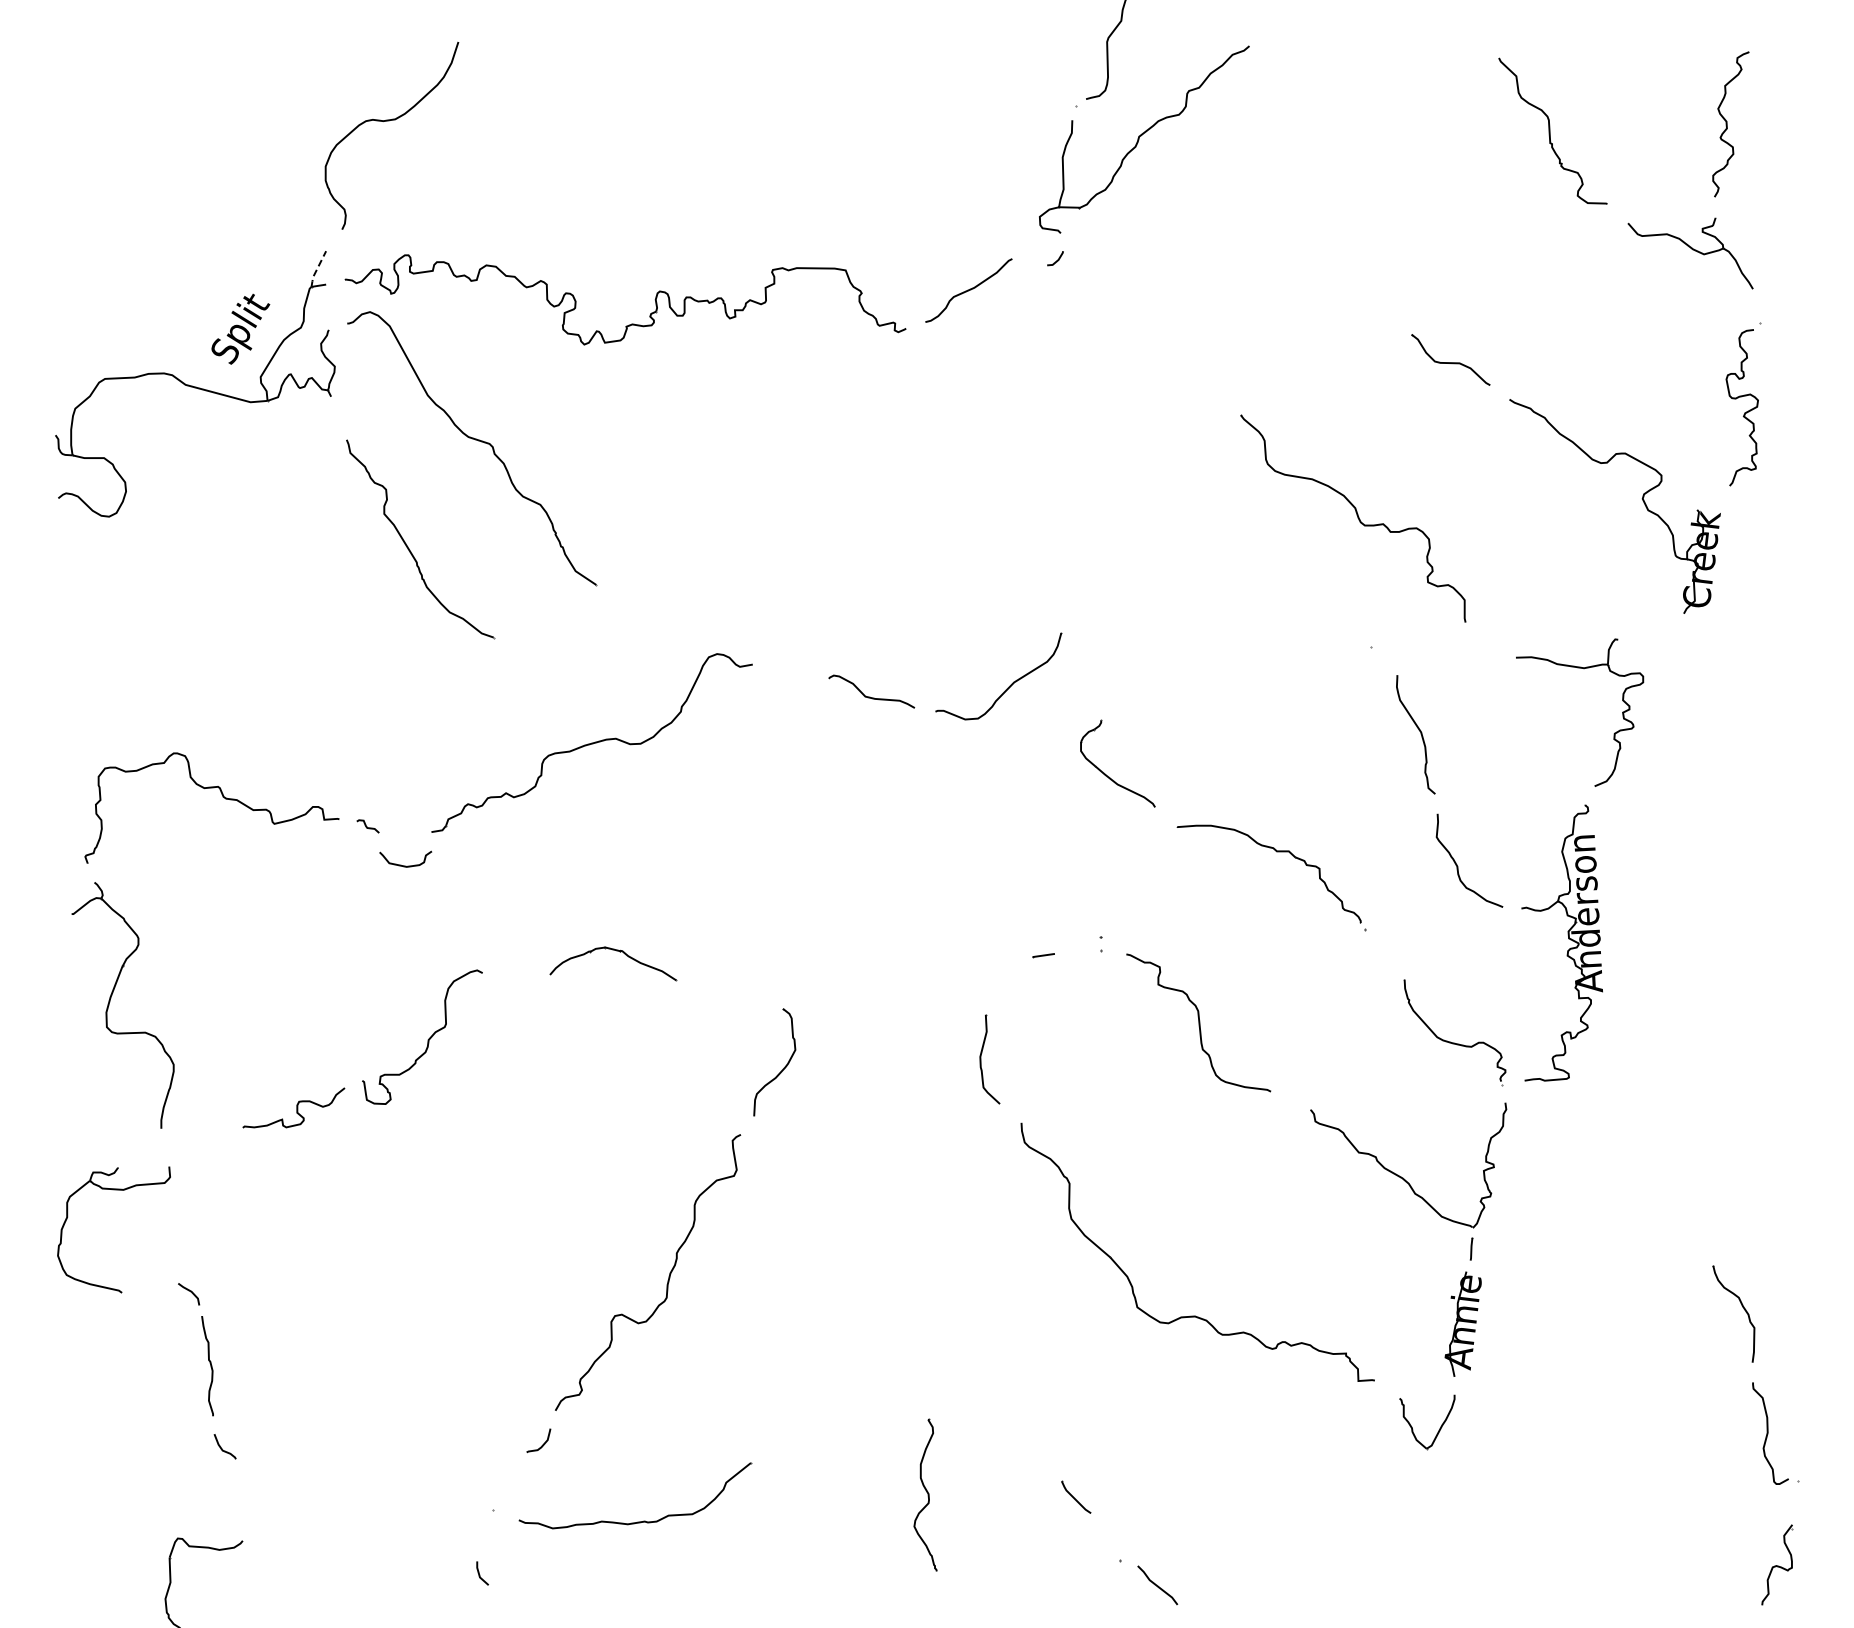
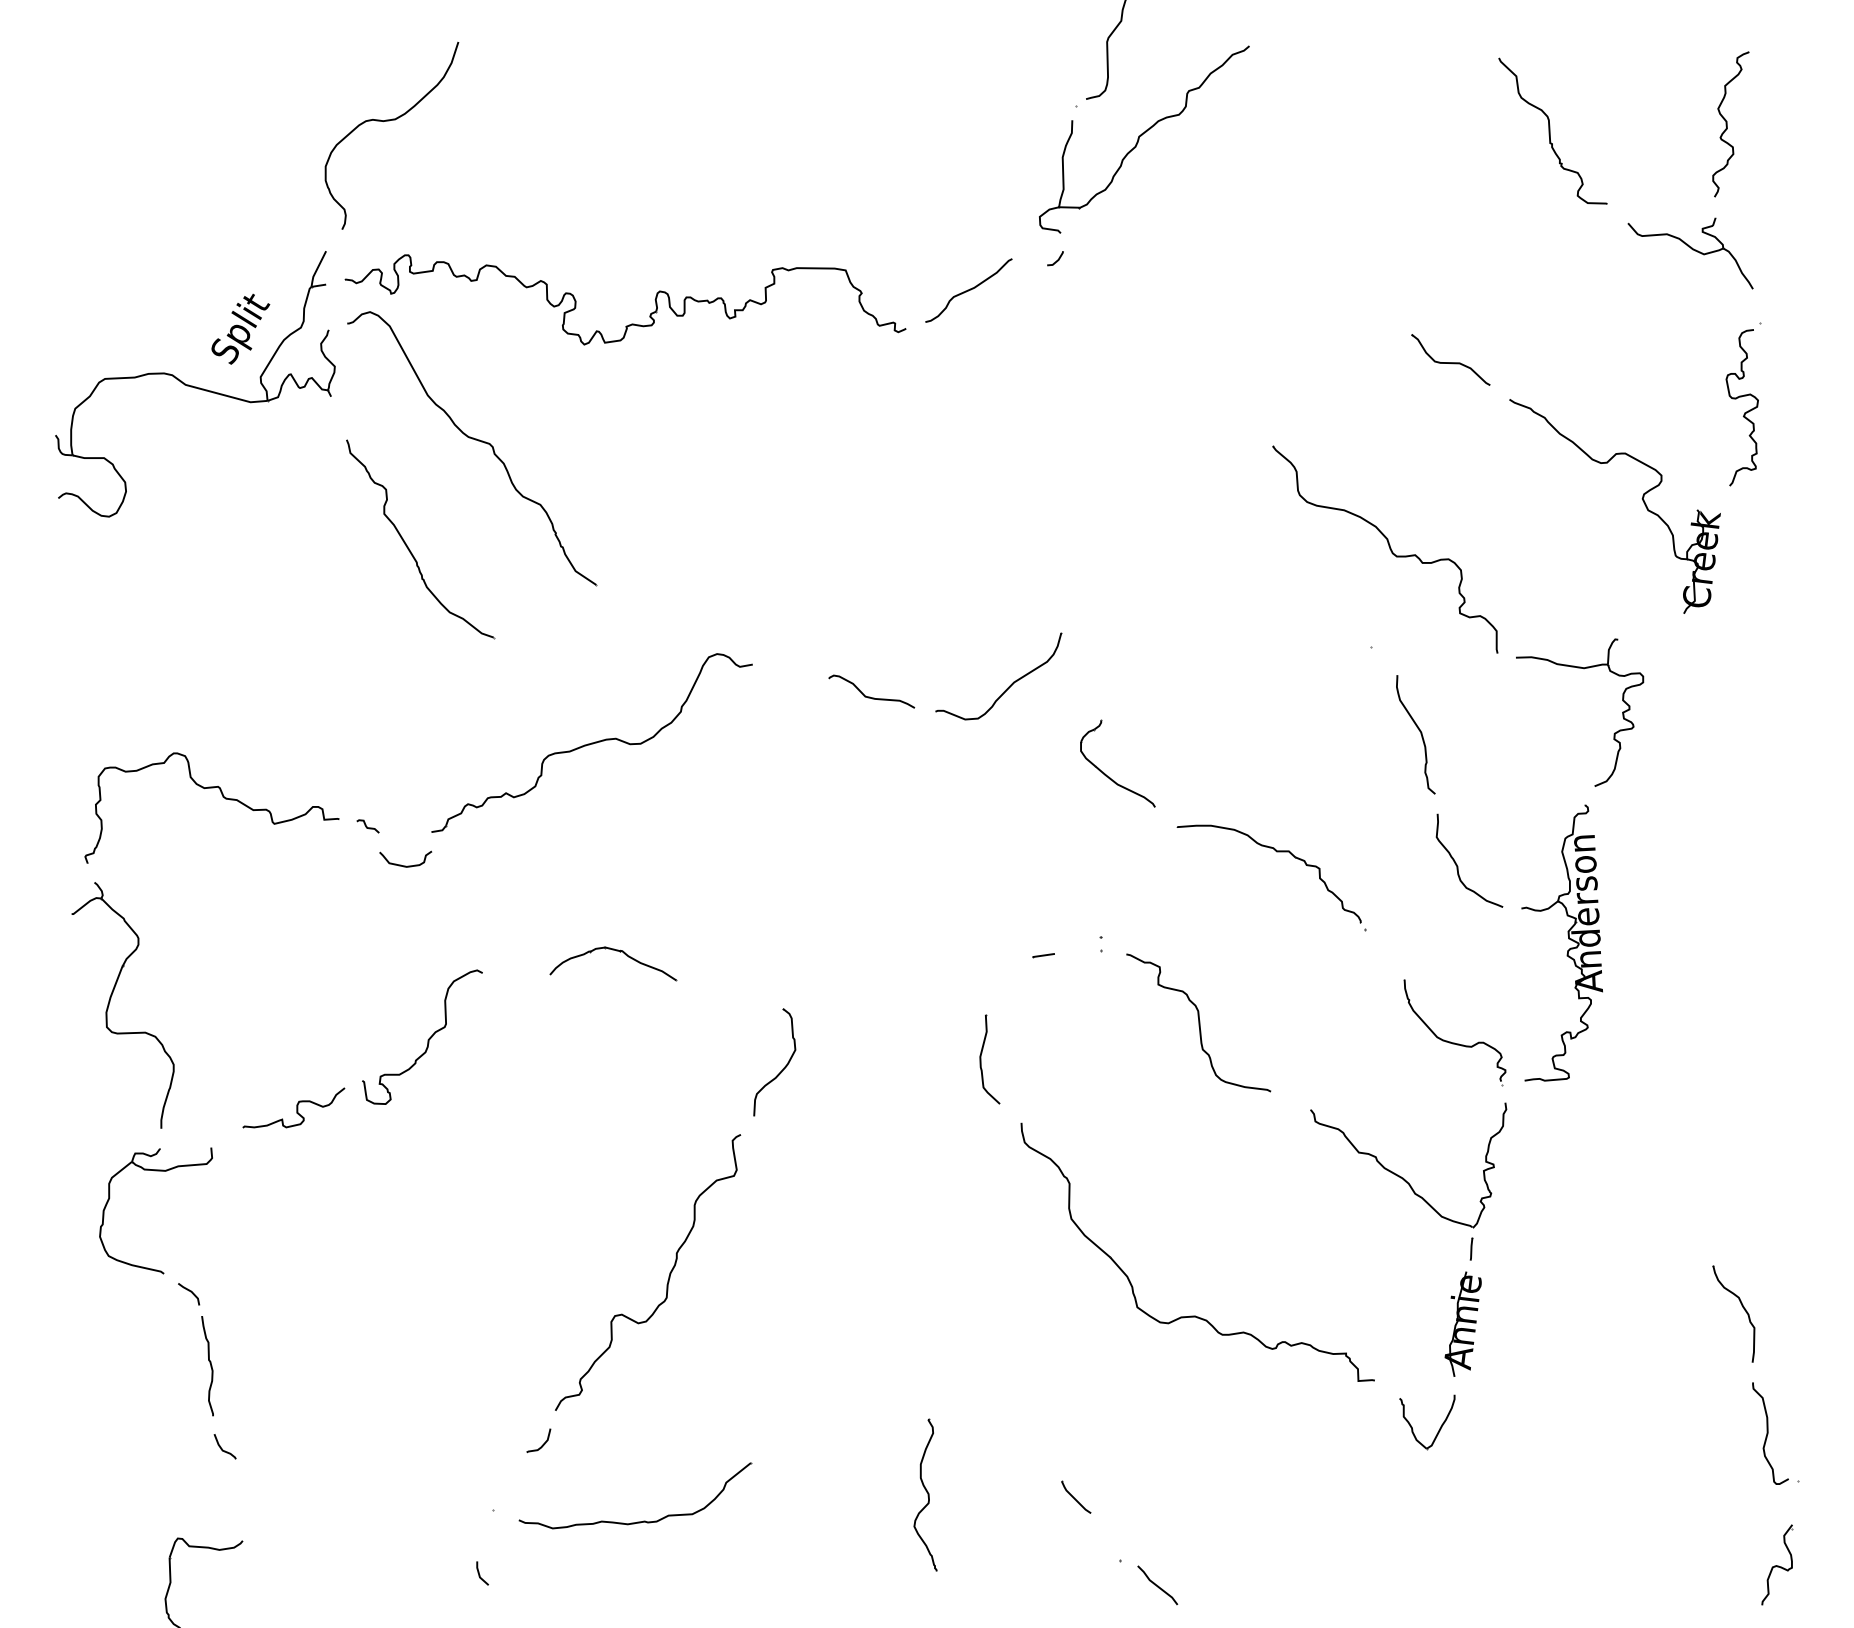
line: dashed -> solid (316, 269)
part position: (1353, 518) -> (1385, 549) (1385, 549)
part position: (113, 1190) -> (155, 1171) (155, 1171)
